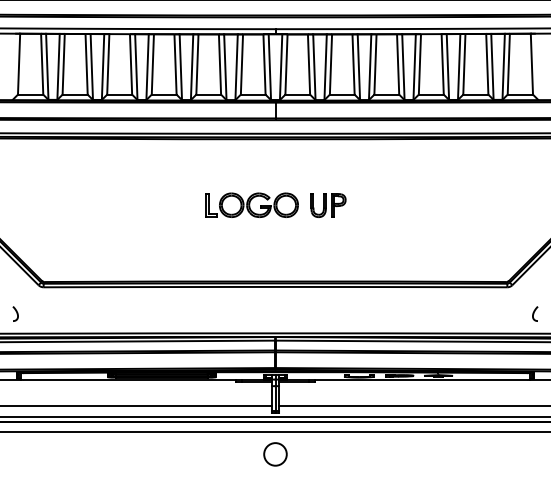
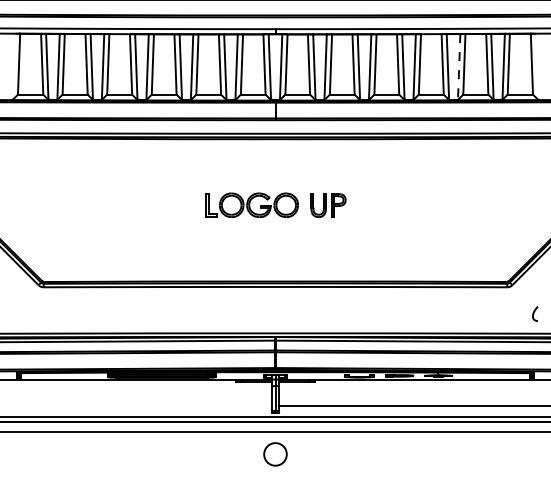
line: solid -> dashed (459, 67)
curve: present -> none (16, 313)
line: present -> none (136, 405)
